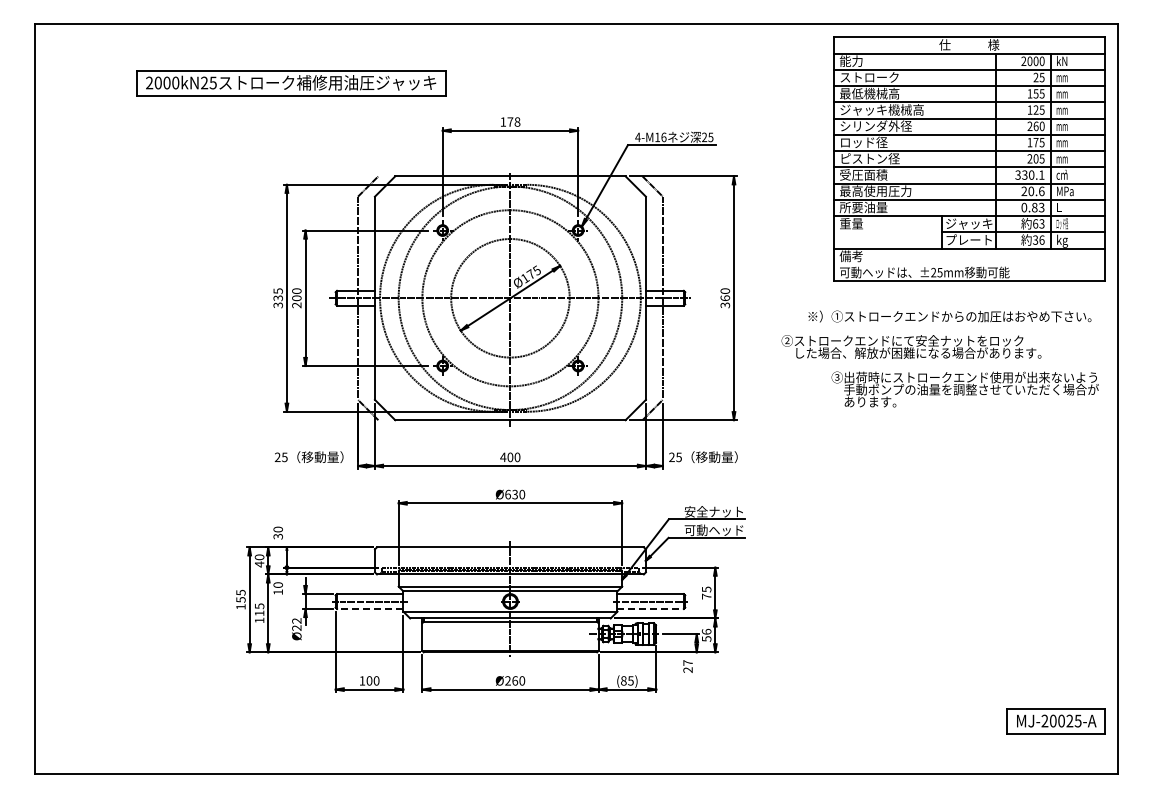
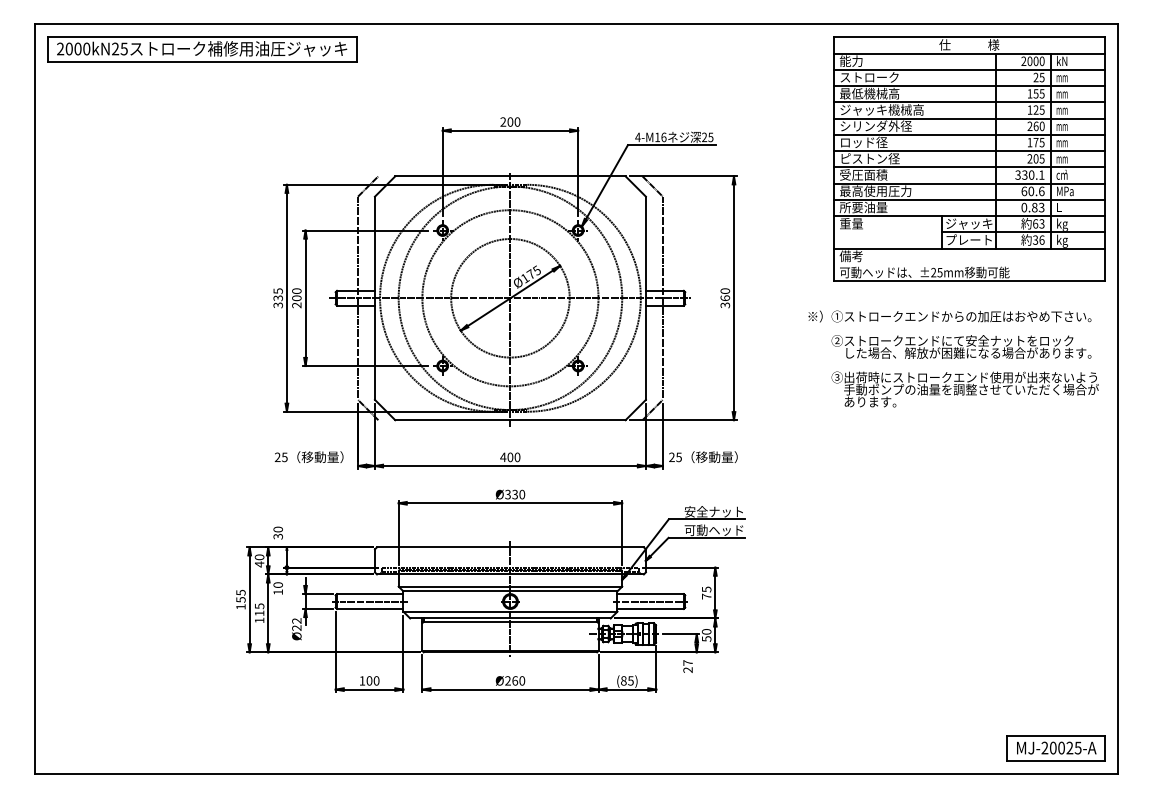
part position: (291, 83) -> (202, 49) (202, 49)
text: 178 -> 200 (510, 121)
text: 20.6 -> 60.6 (1024, 191)
text: ロッド径 -> kg (1062, 224)
text position: (911, 346) -> (961, 346) (961, 346)
text: Ø630 -> Ø330 (507, 494)
line: dashed -> solid (369, 608)
line: dashed -> solid (651, 608)
text: 56 -> 50 (706, 631)
part position: (1055, 721) -> (1055, 748) (1055, 748)
